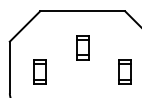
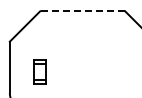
line: solid -> dashed (82, 11)
part: present -> none (82, 47)
part: present -> none (124, 71)
